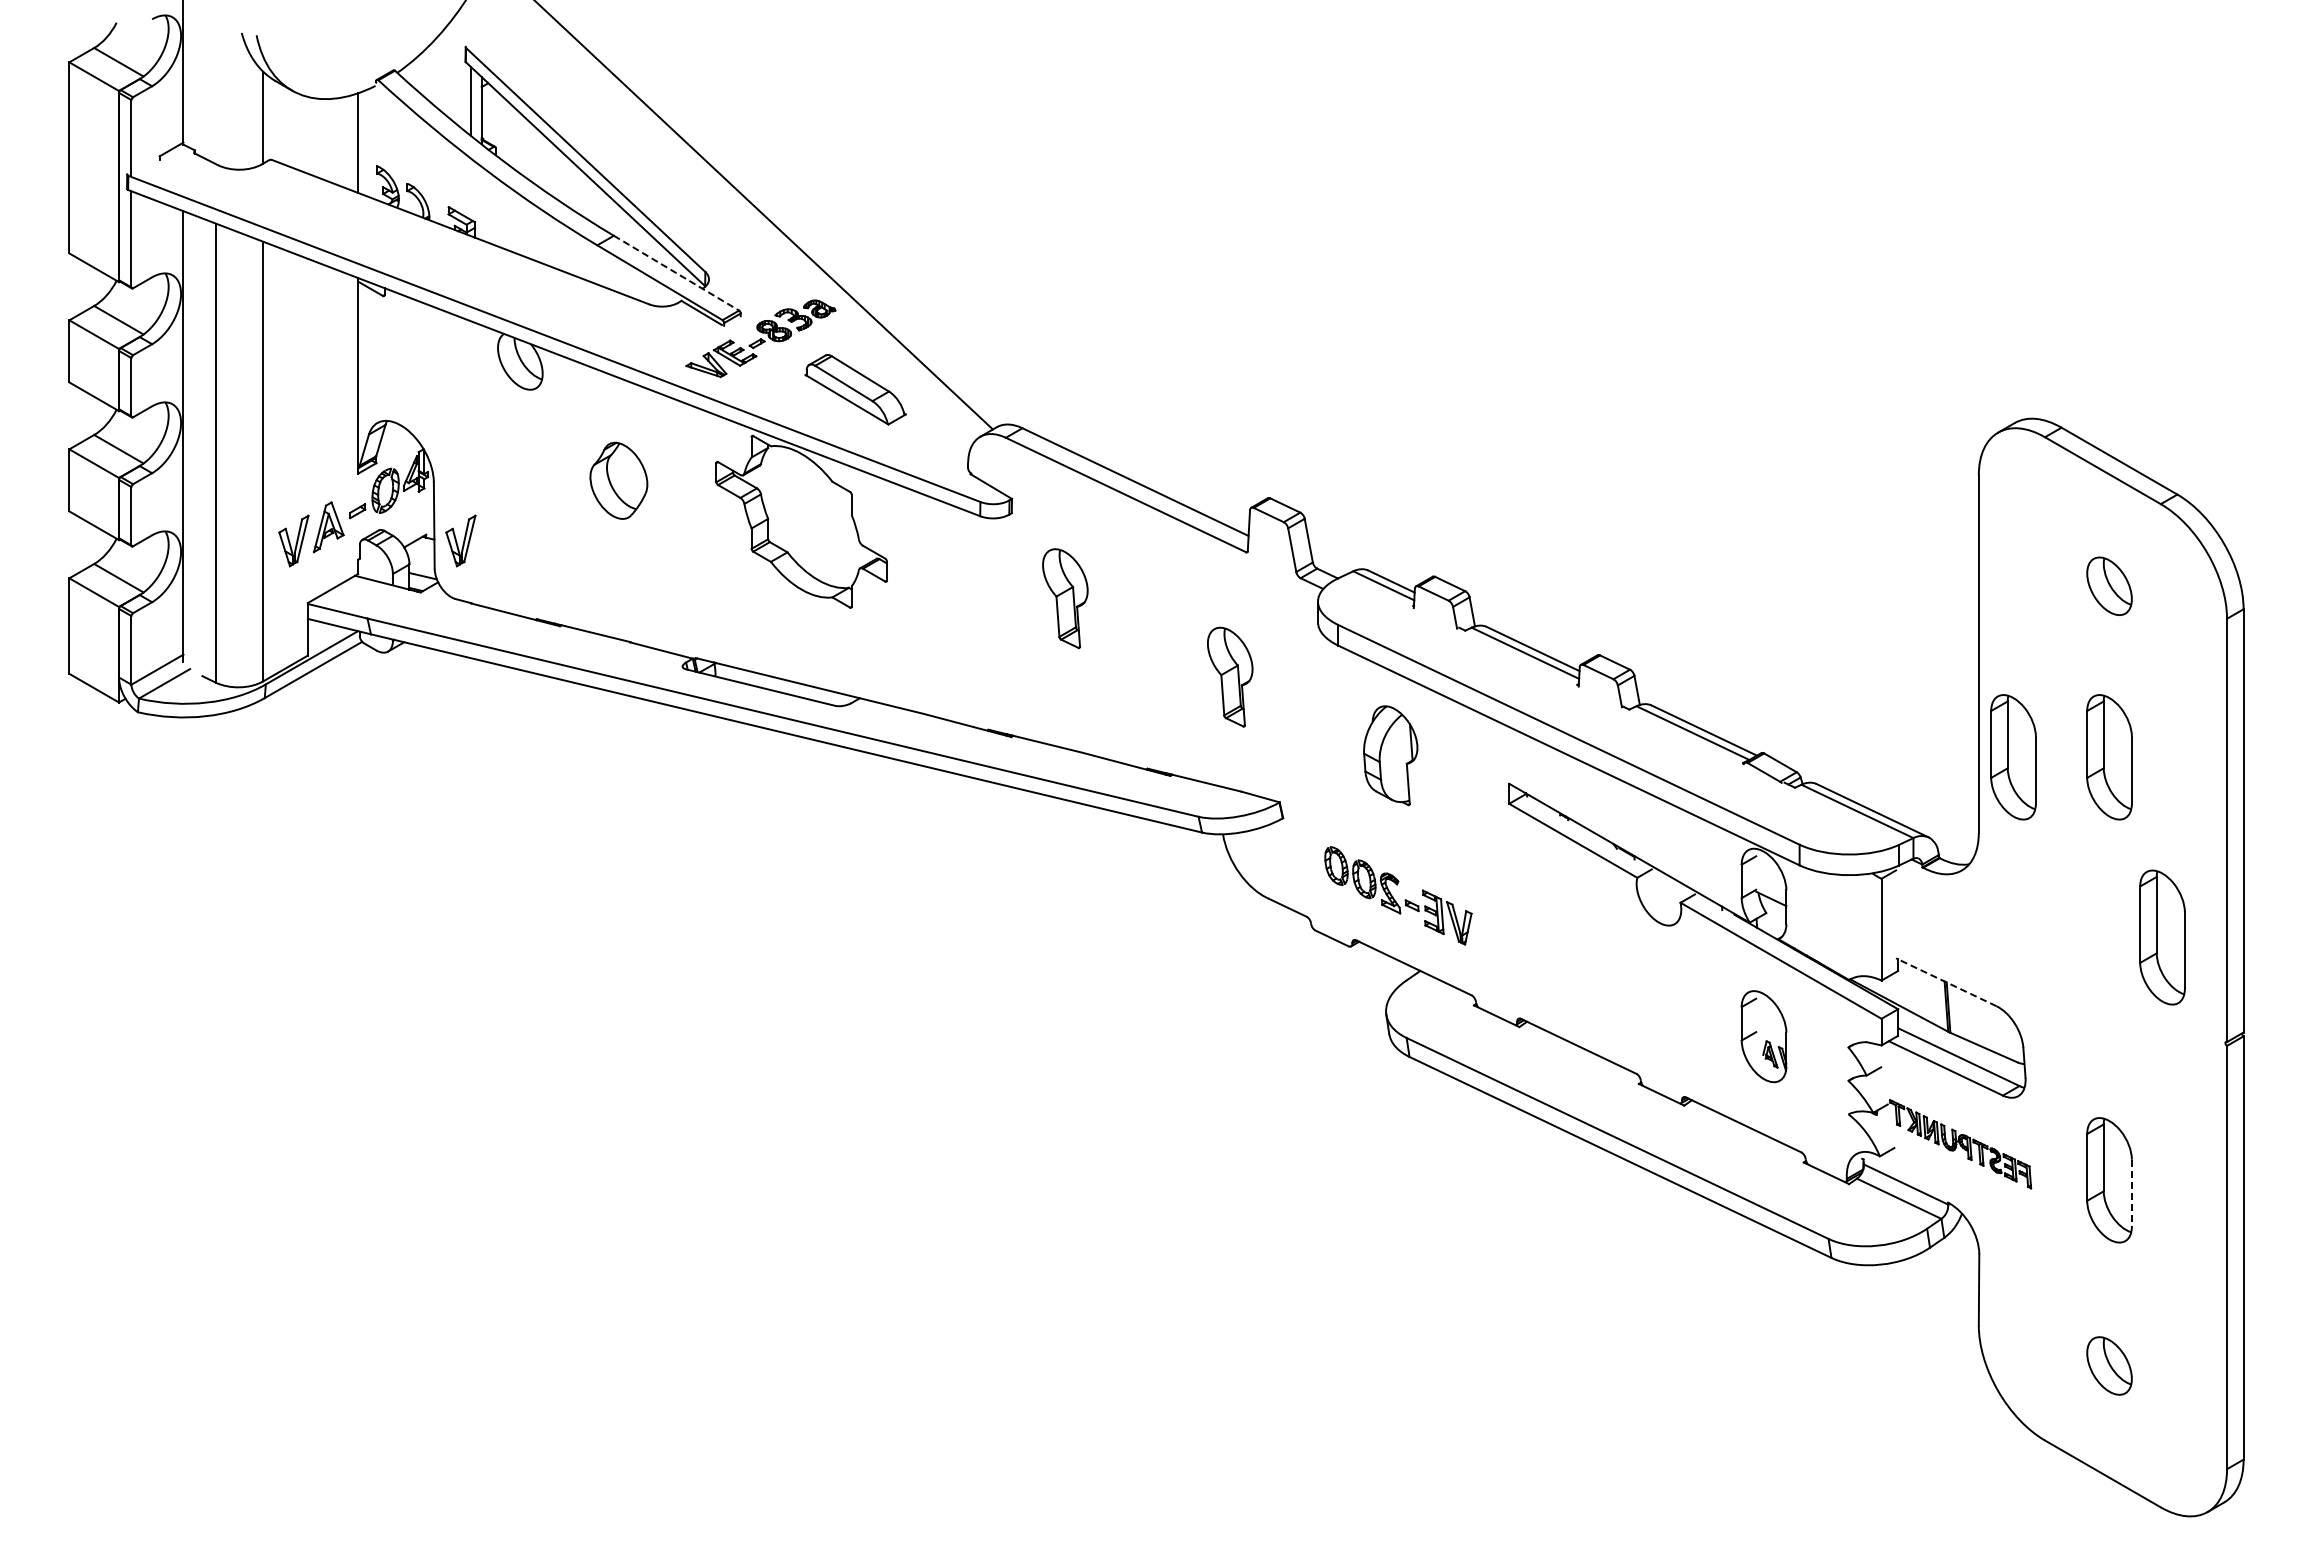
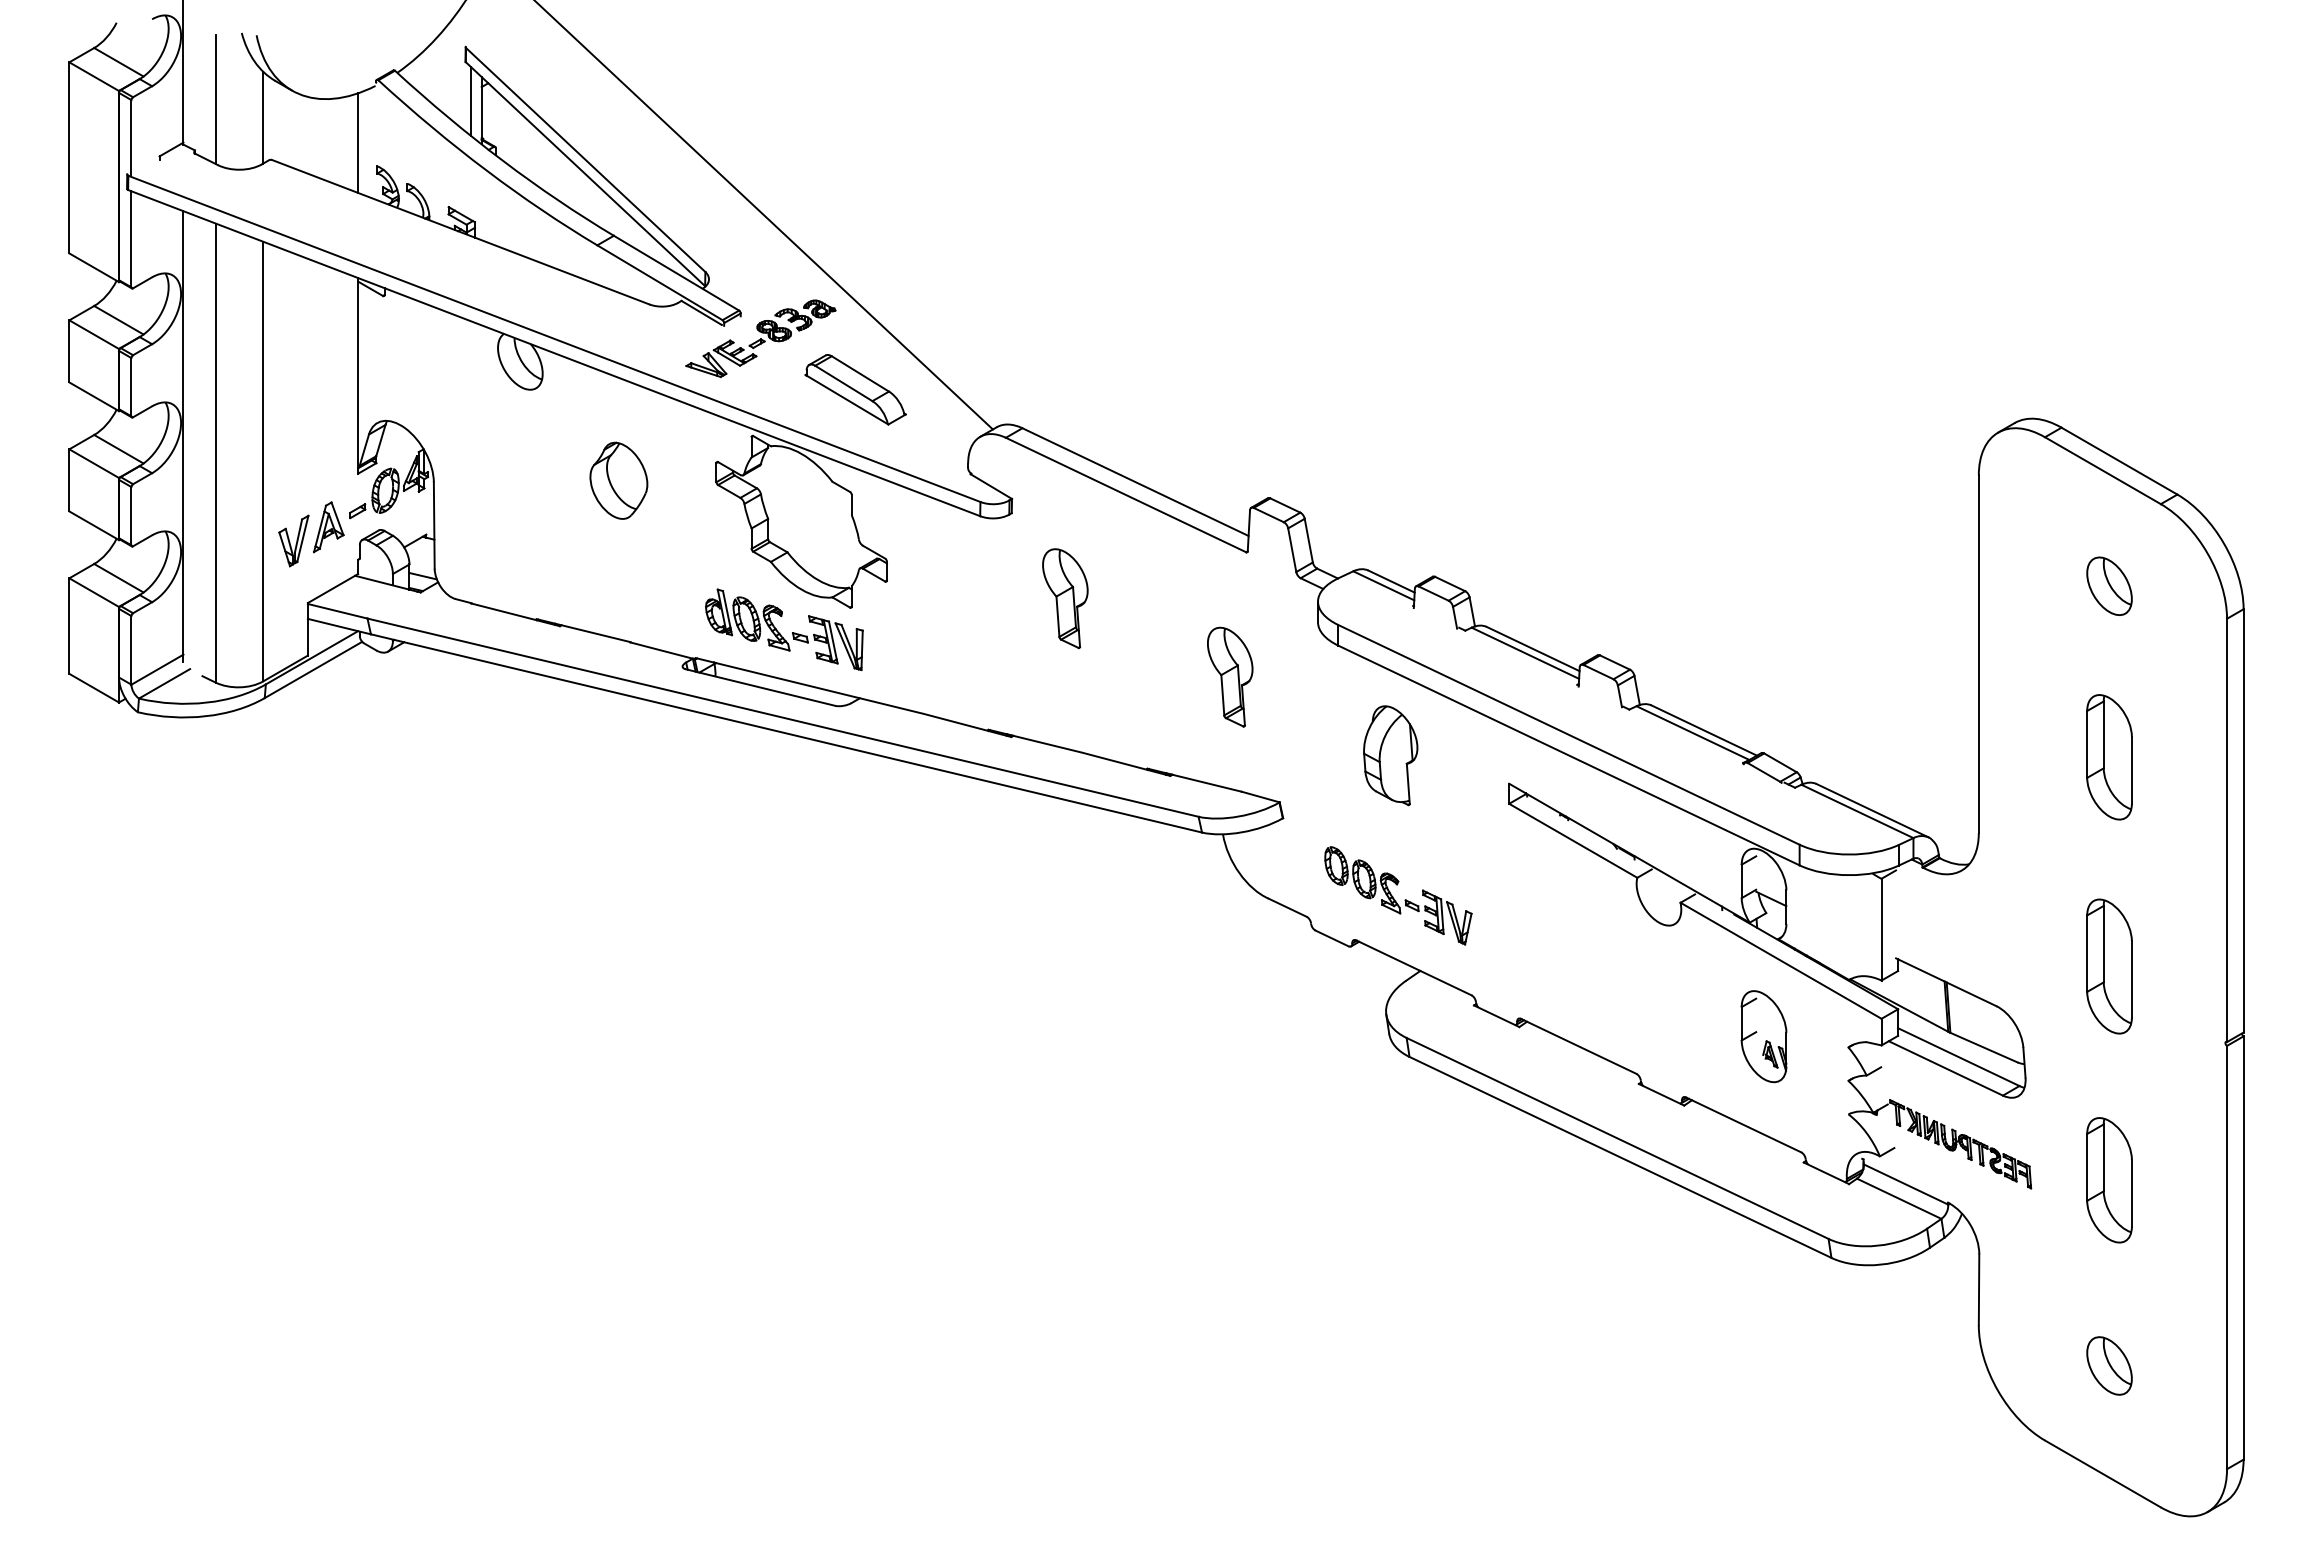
line: none -> present (215, 99)
line: dashed -> solid (676, 273)
part: present -> none (460, 540)
part: none -> present (784, 629)
part: present -> none (2013, 757)
part position: (2162, 937) -> (2109, 966) (2109, 966)
line: dashed -> solid (1946, 982)
line: dashed -> solid (2131, 1193)
